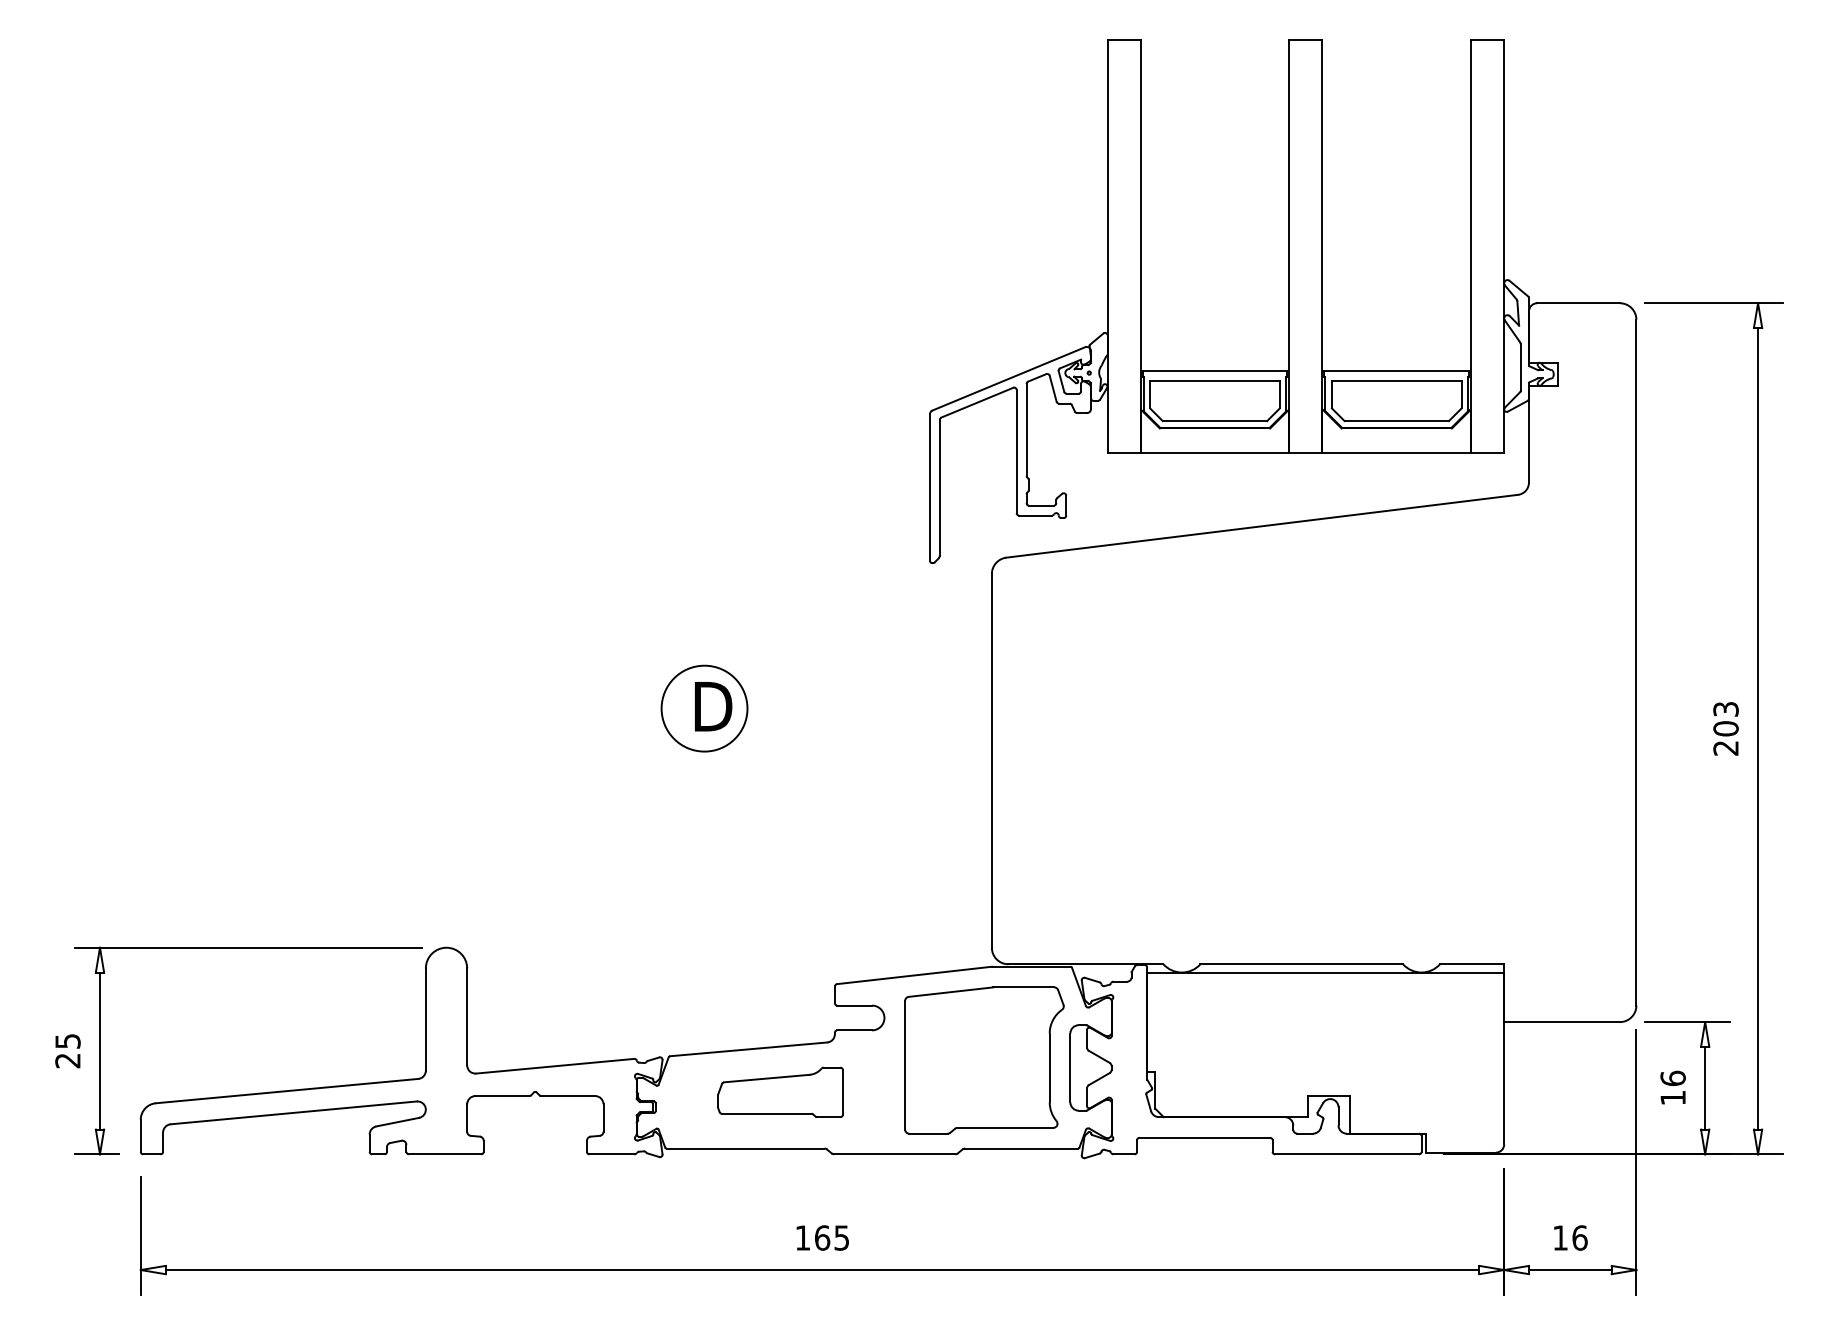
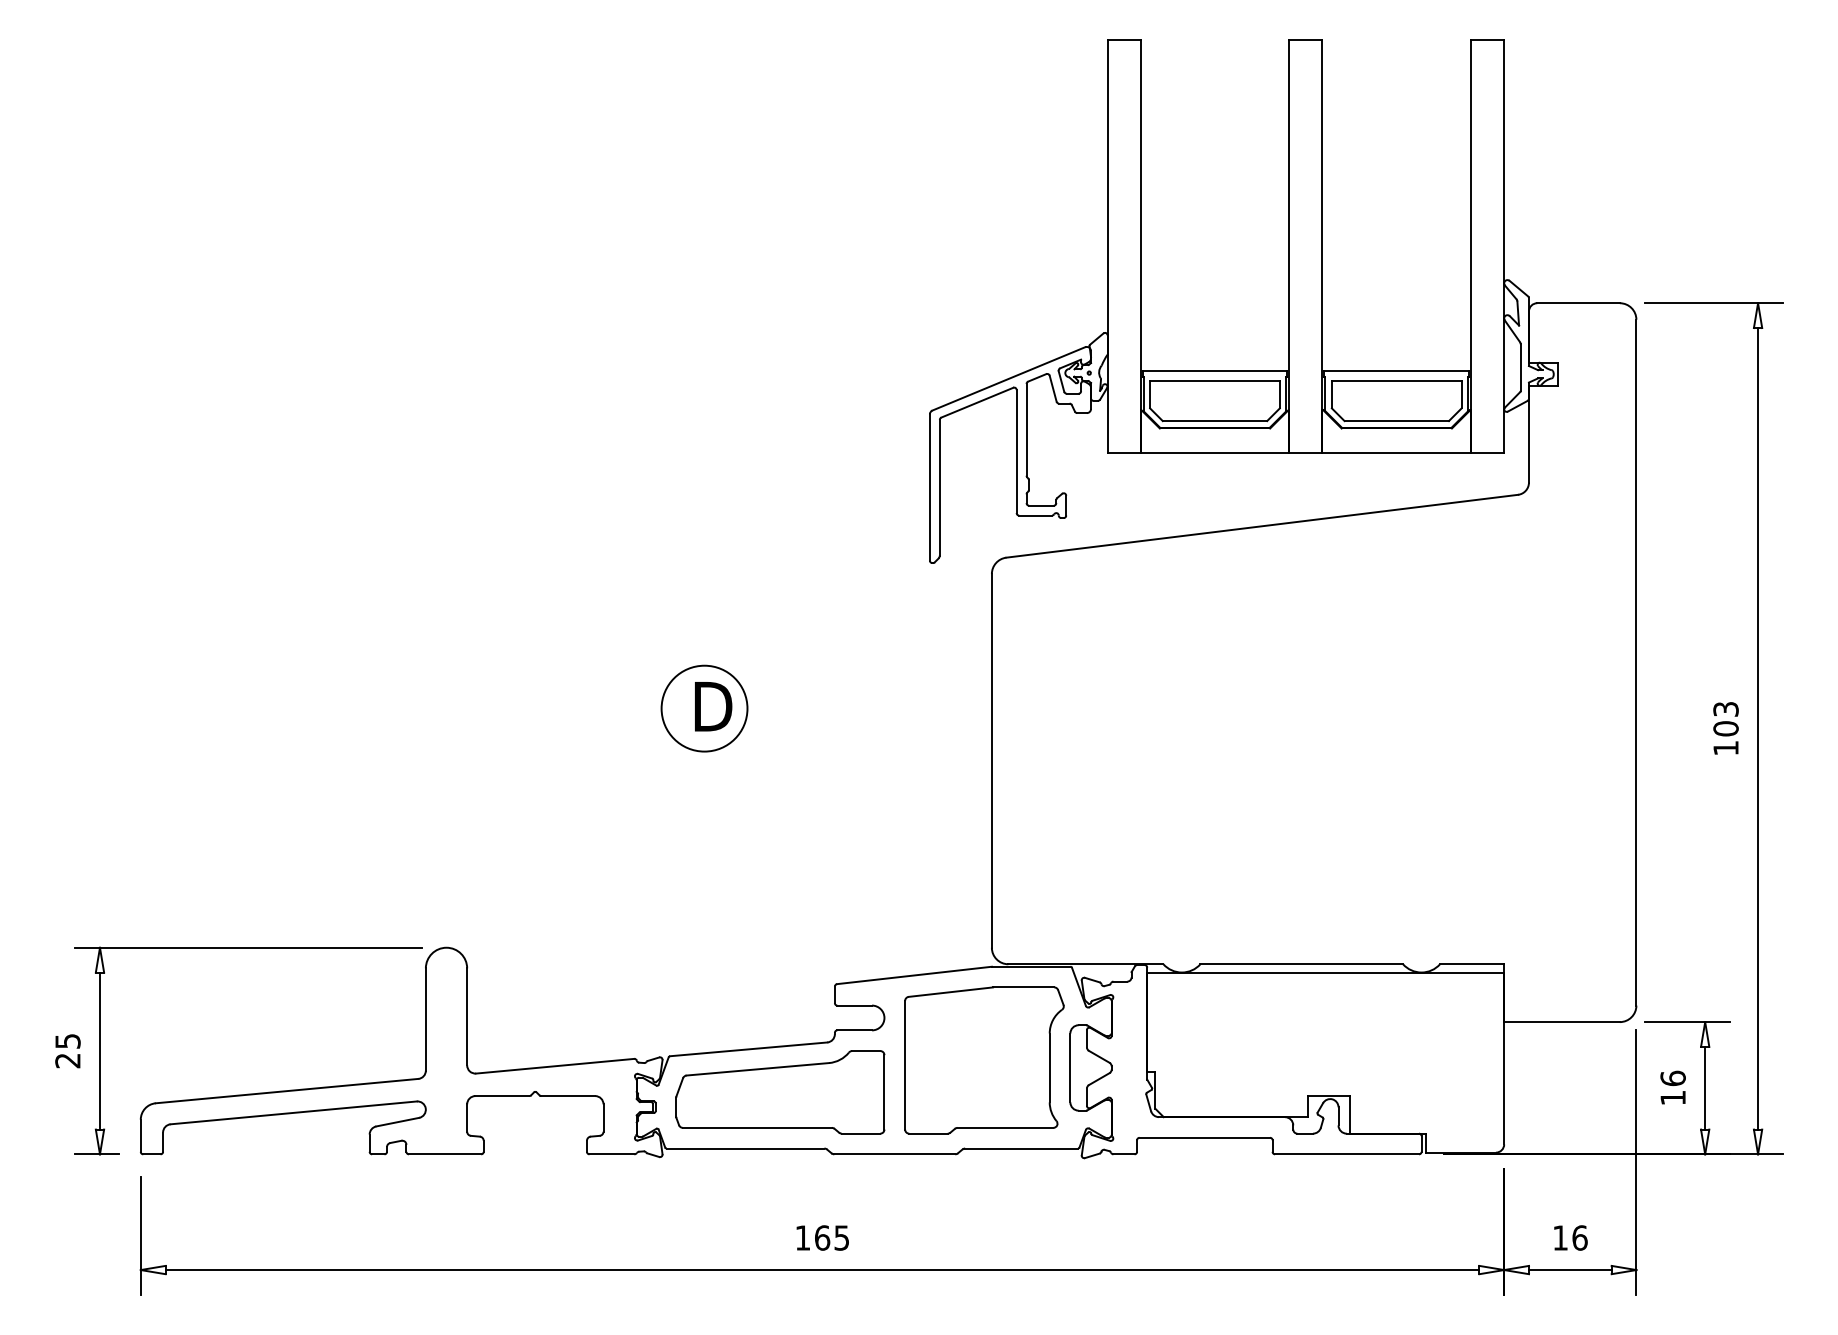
text: 203 -> 103 (1725, 748)
part size: 127x52 px -> 211x85 px (780, 1092)
